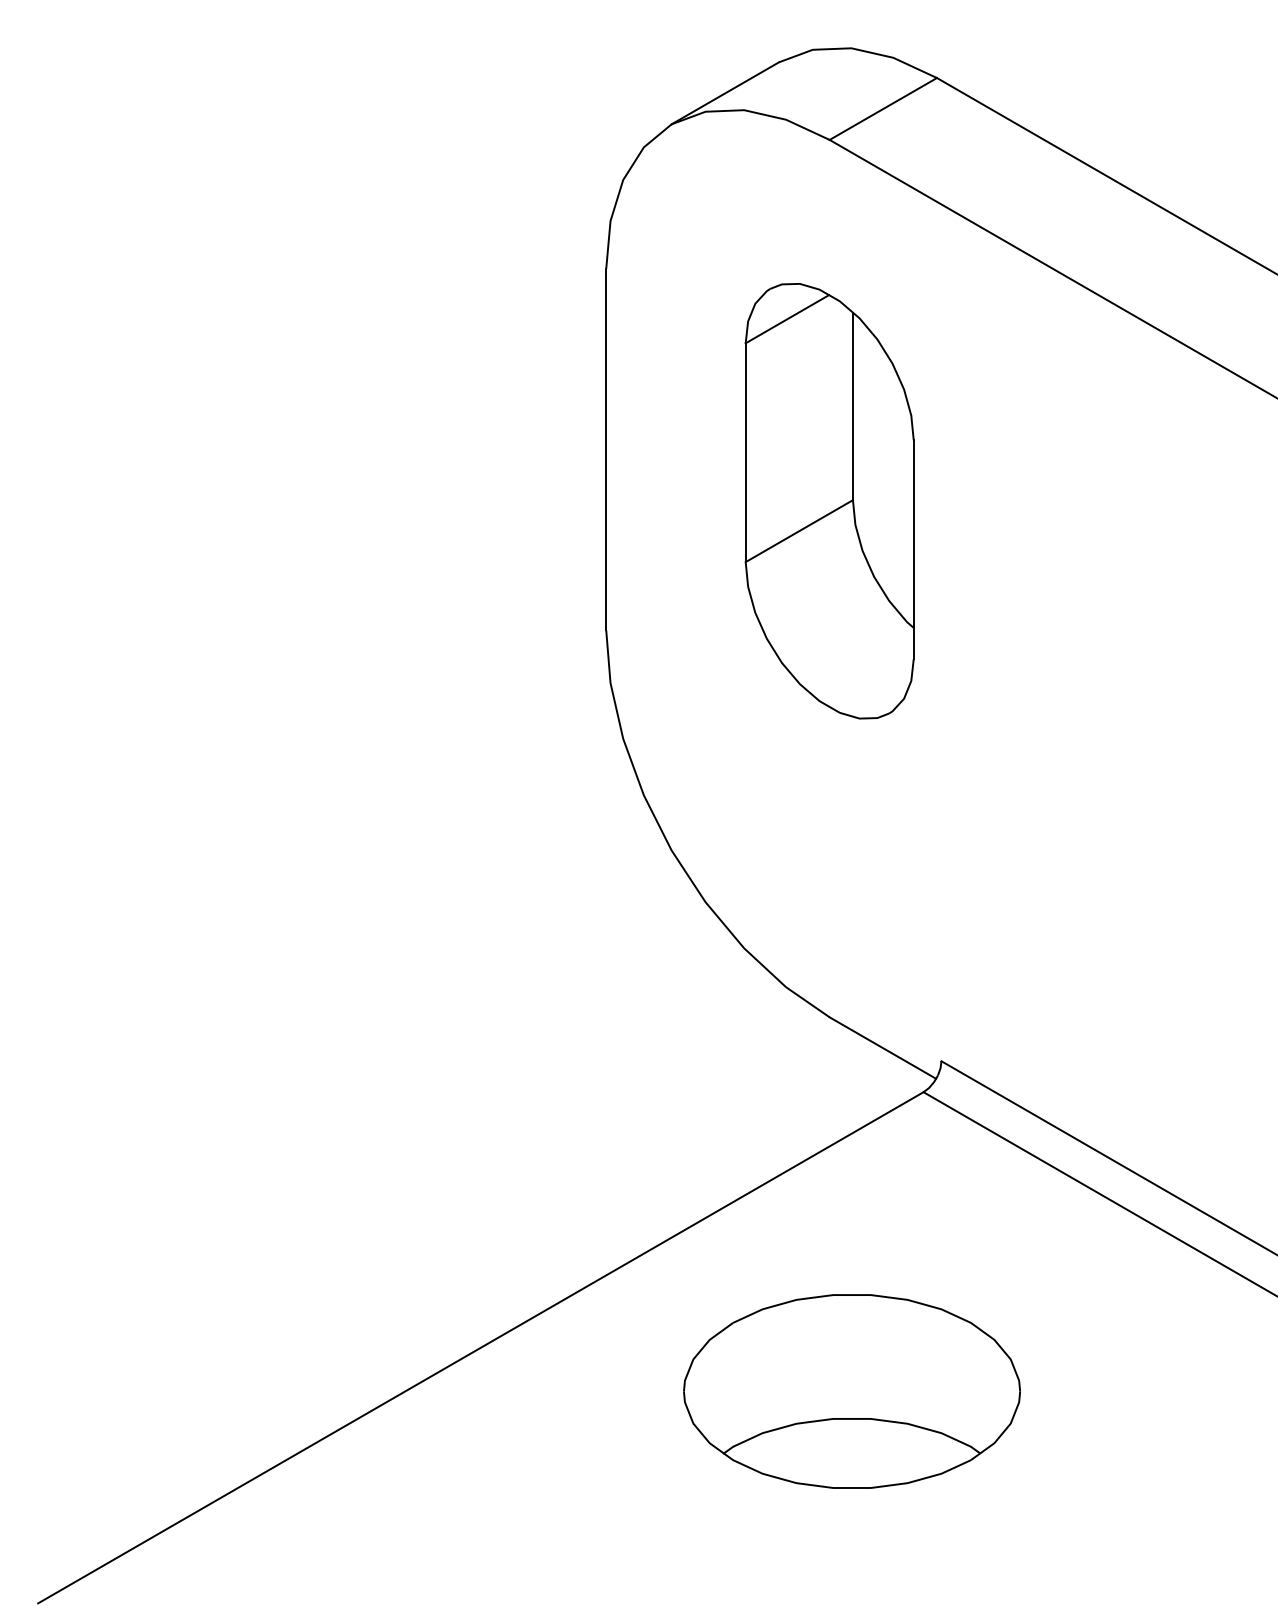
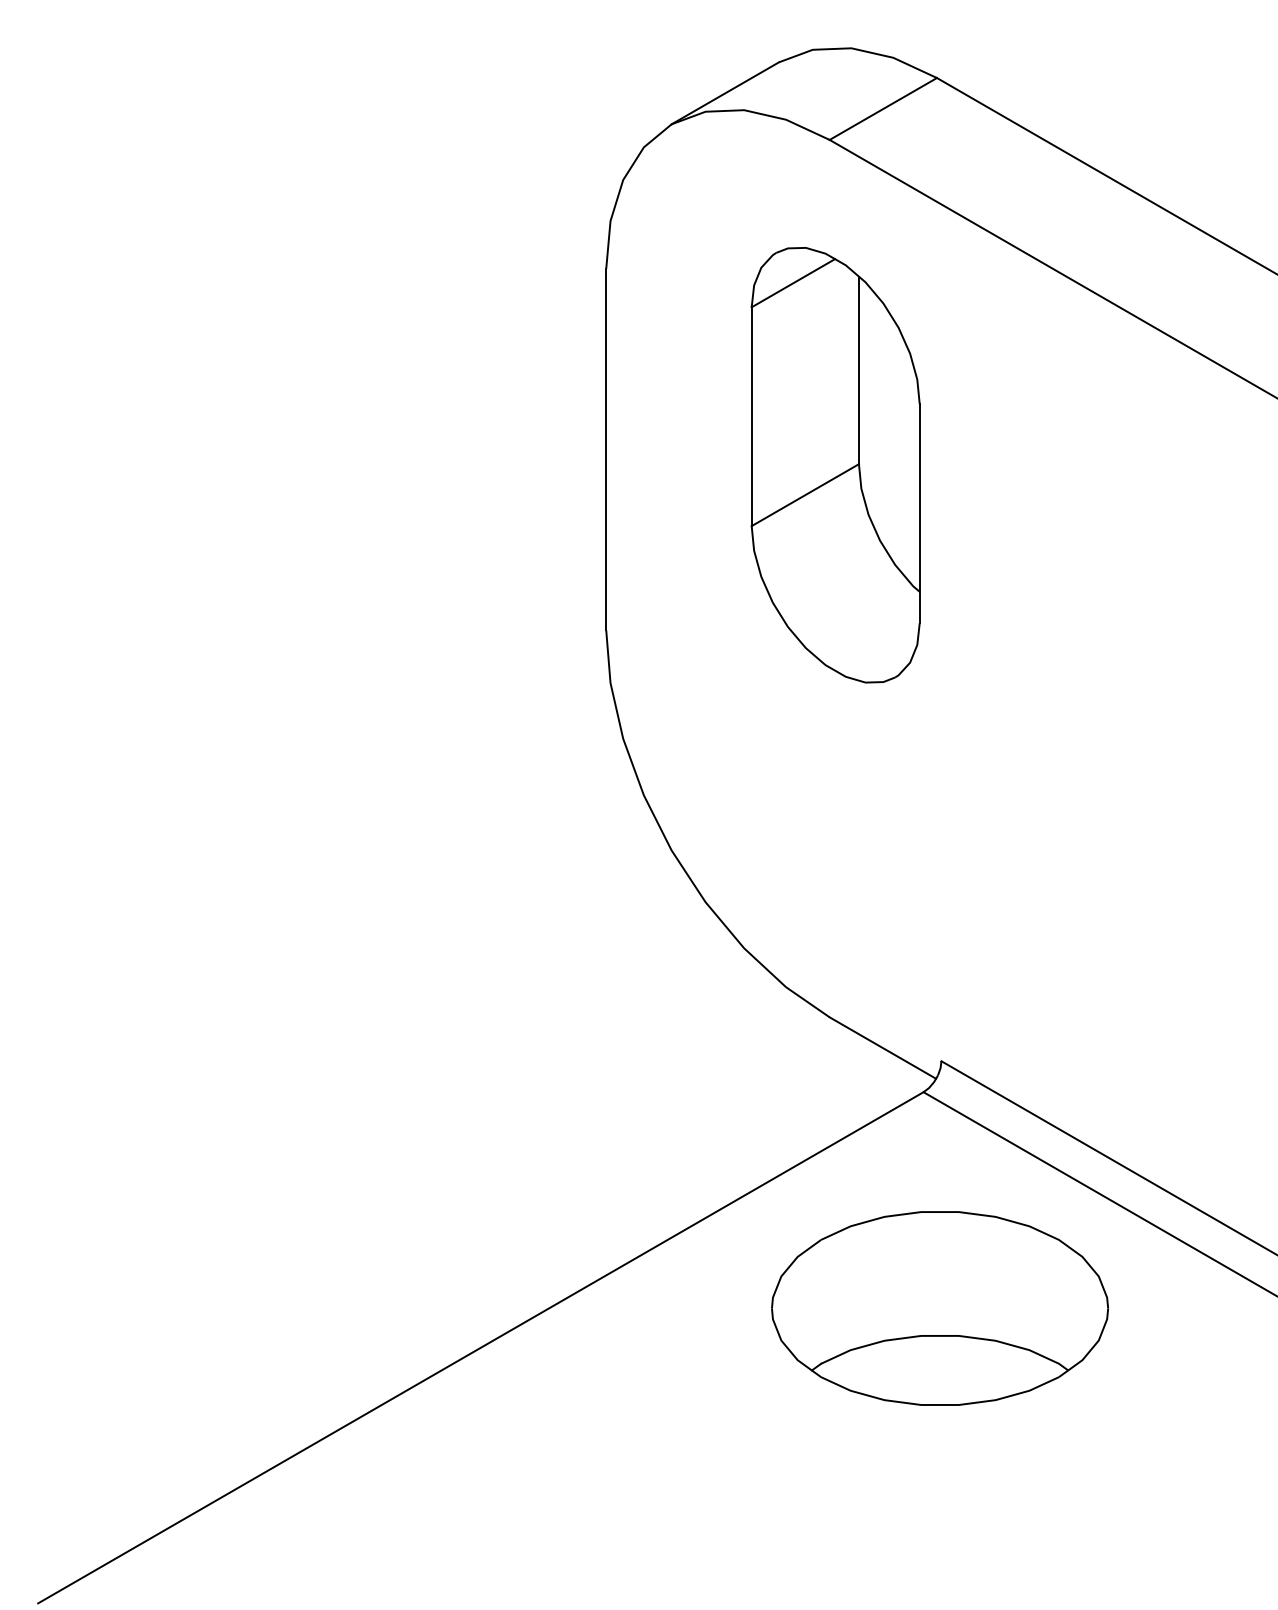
part position: (829, 501) -> (835, 465) (835, 465)
part position: (851, 1391) -> (939, 1308) (939, 1308)
